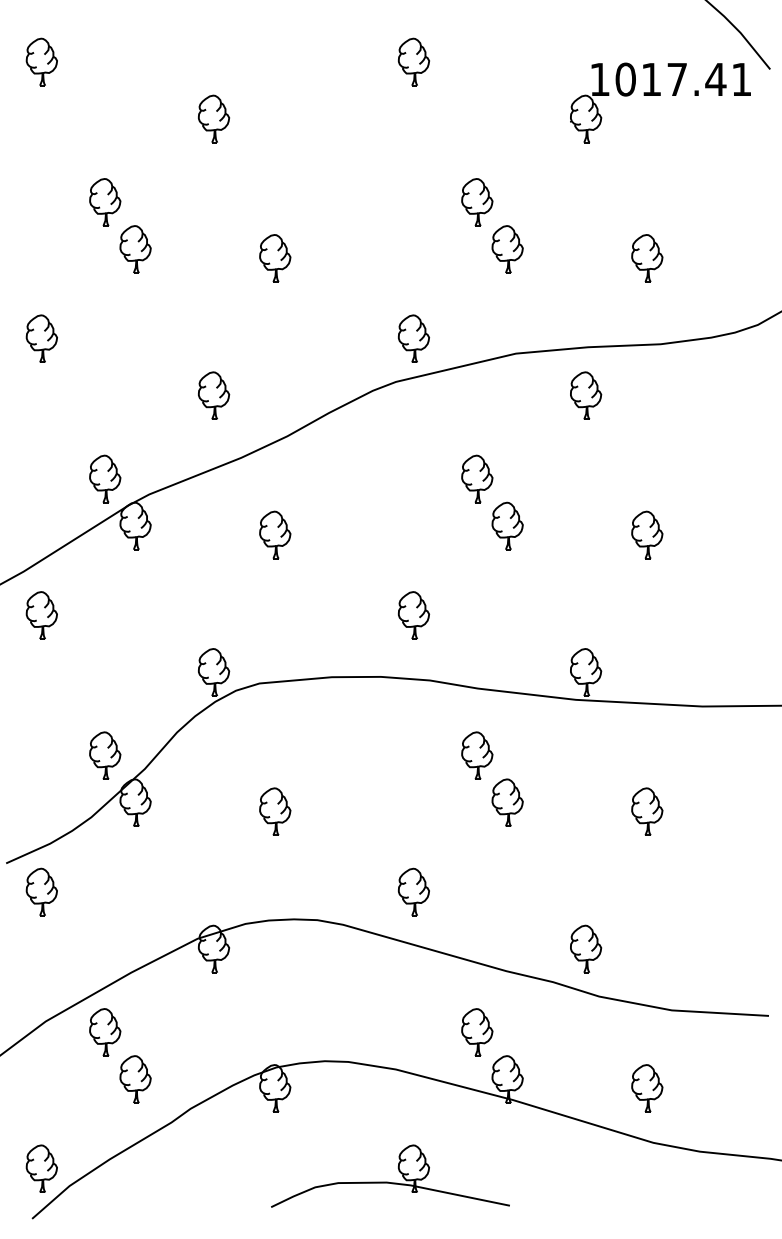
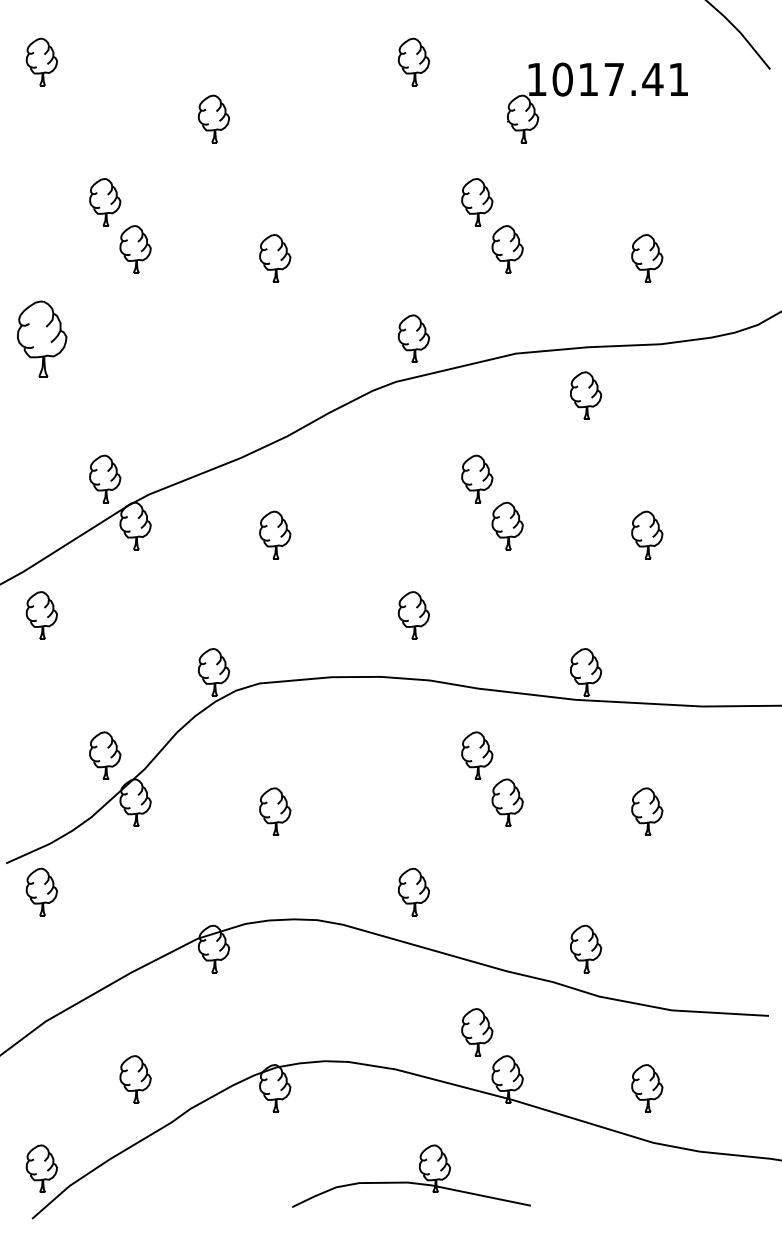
part position: (660, 95) -> (597, 95) (597, 95)
part size: 33x49 px -> 51x78 px (42, 338)
part: present -> none (214, 395)
part: present -> none (105, 1032)
part position: (388, 1181) -> (409, 1181) (409, 1181)
